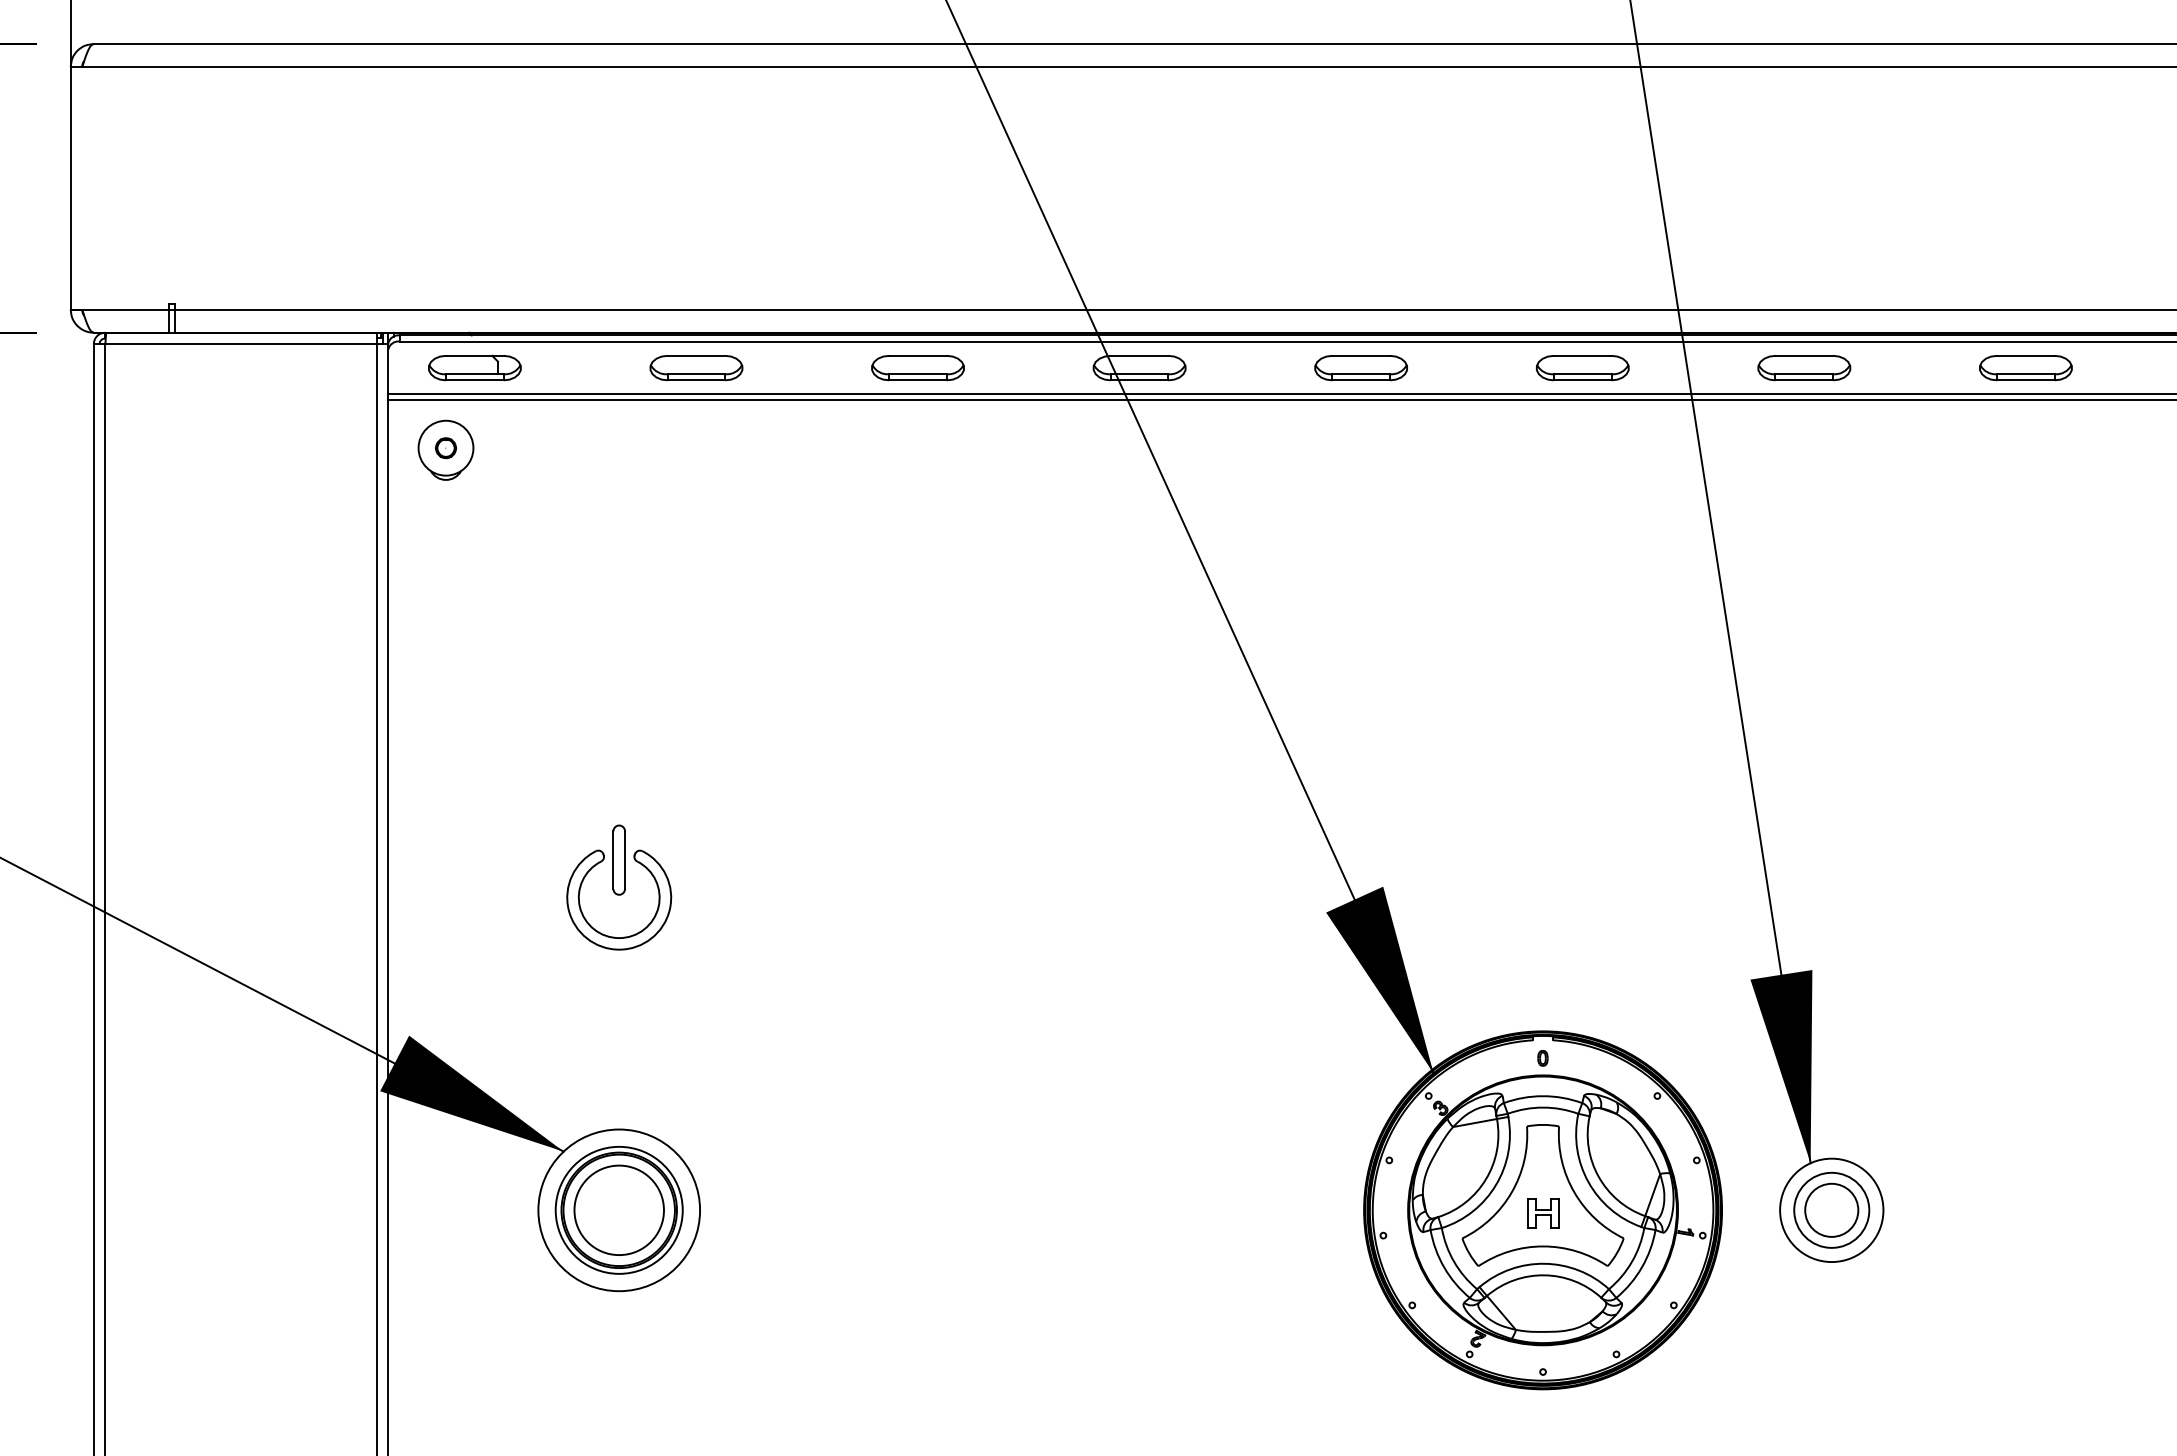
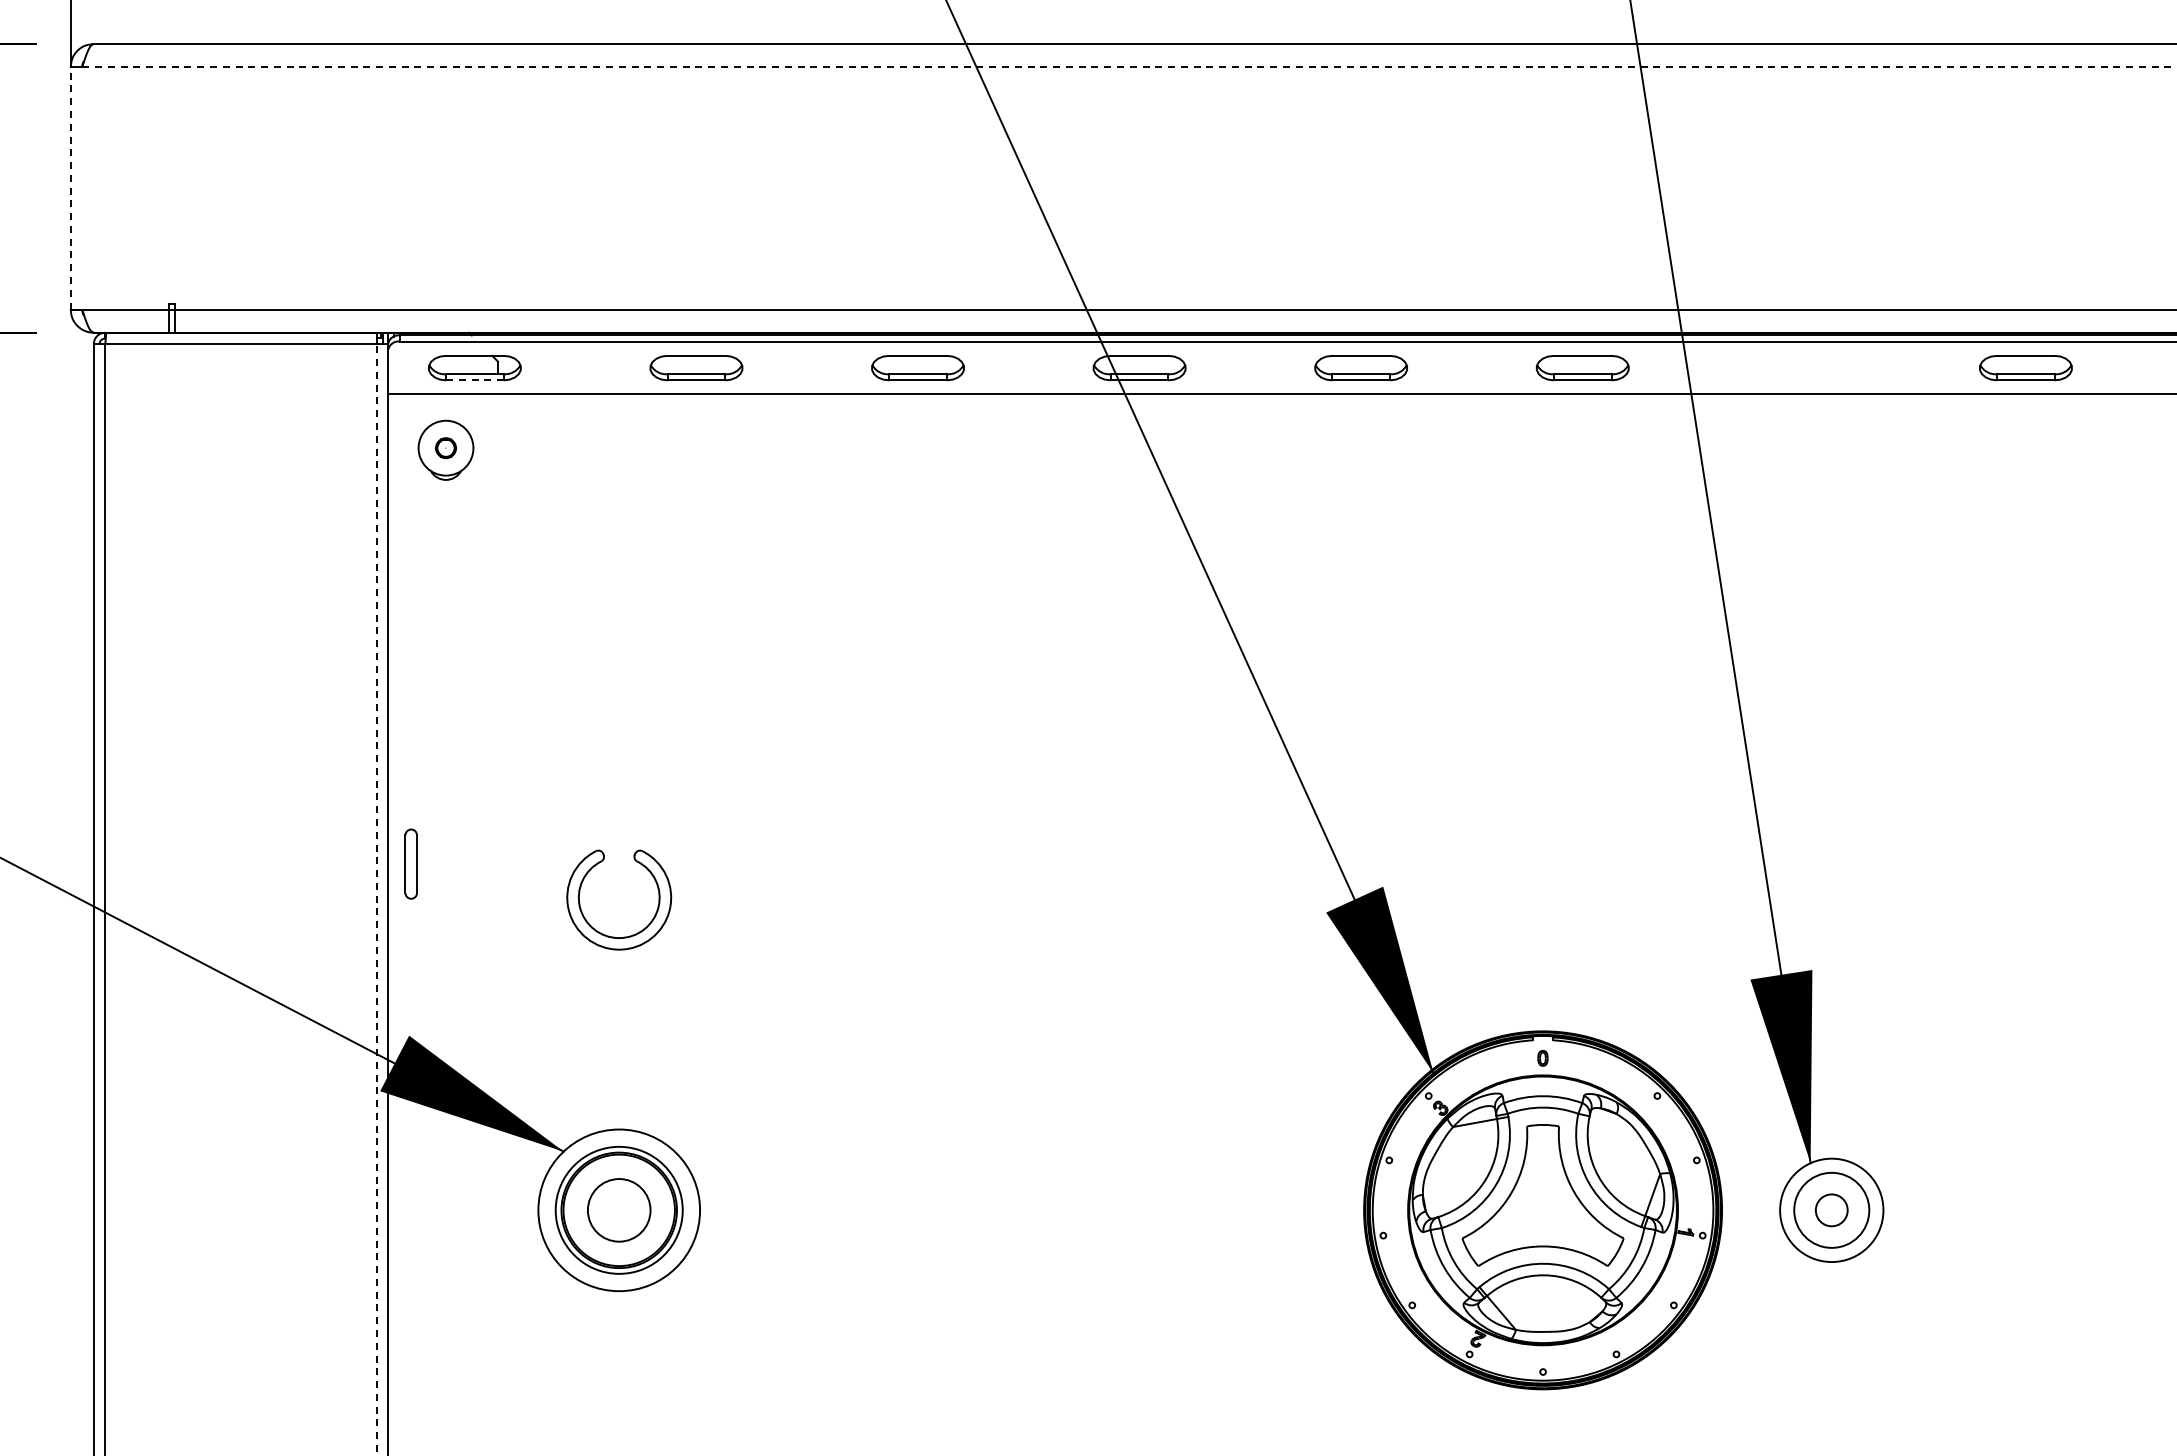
line: solid -> dashed (1130, 67)
line: solid -> dashed (70, 187)
part: present -> none (1804, 368)
line: solid -> dashed (474, 380)
line: present -> none (1280, 400)
part position: (618, 859) -> (410, 863) (410, 863)
line: solid -> dashed (376, 899)
circle diameter: 53 px -> 32 px (1831, 1210)
circle diameter: 89 px -> 63 px (618, 1210)
part: present -> none (1543, 1213)
